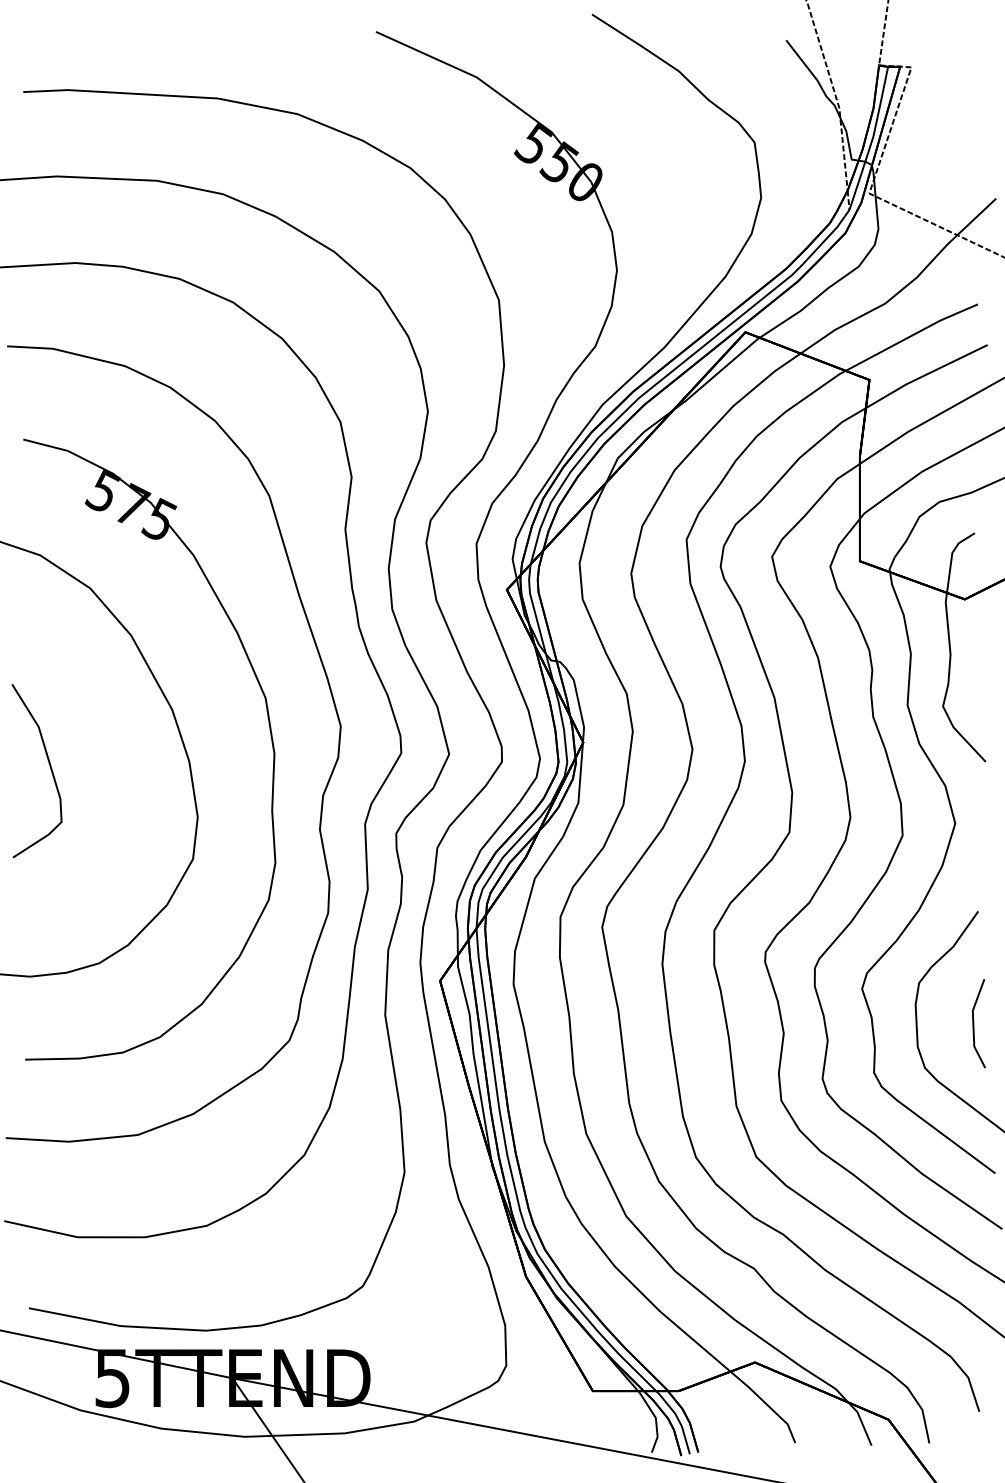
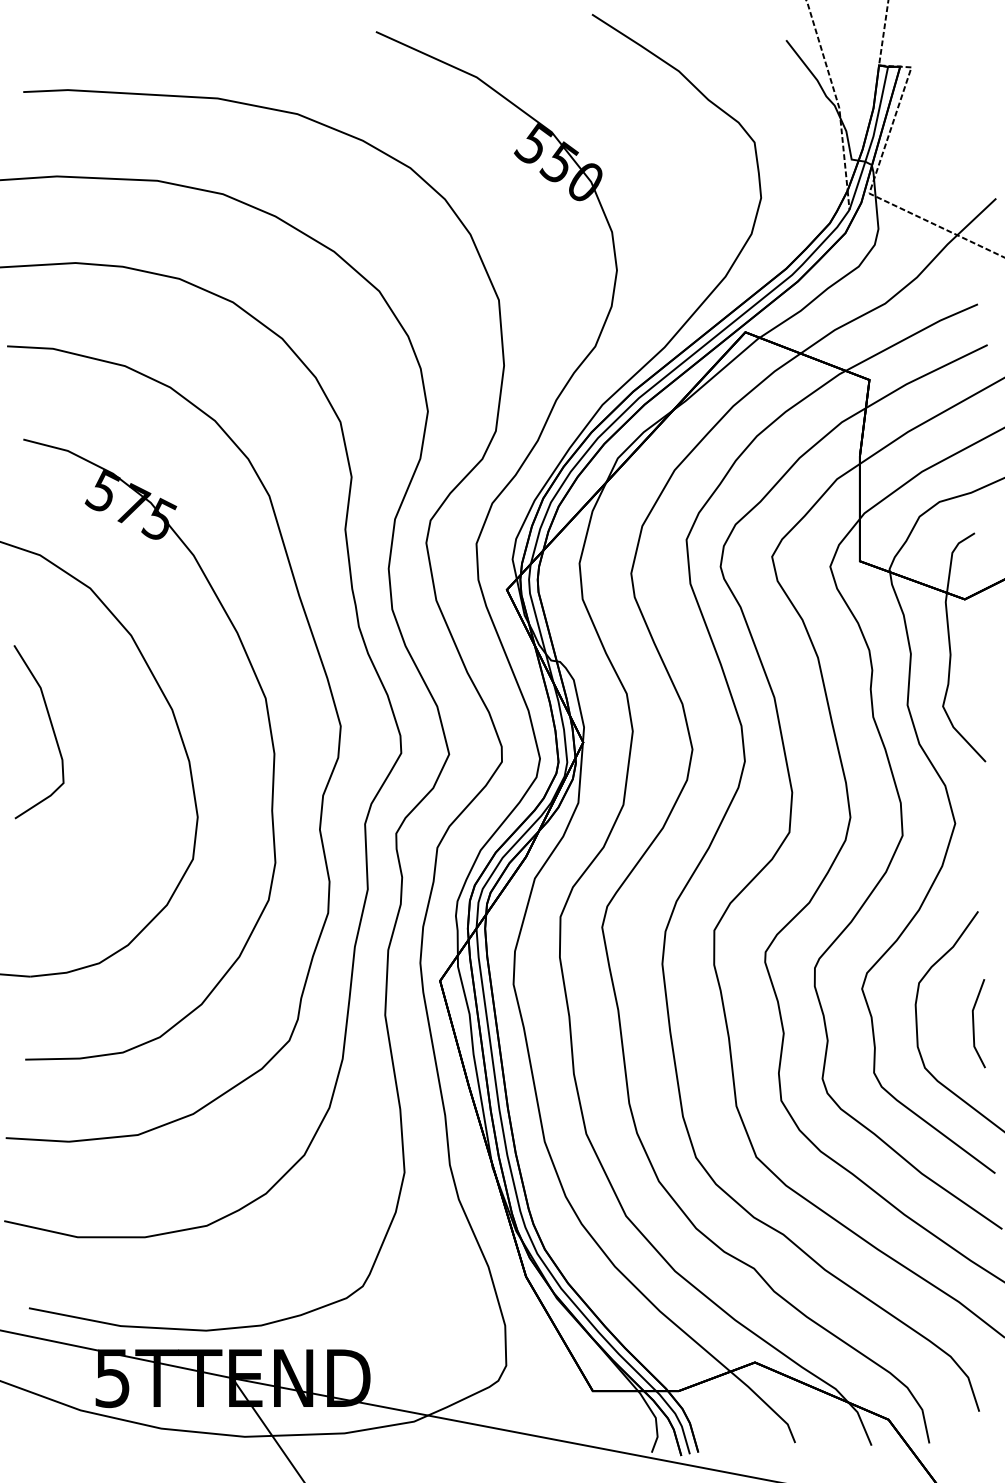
curve position: (49, 766) -> (51, 727) (51, 727)
